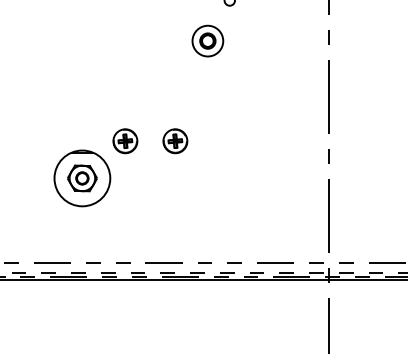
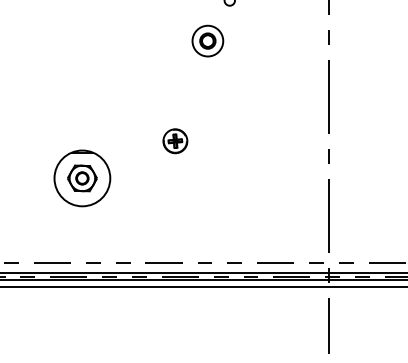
part: present -> none (125, 141)
line: dashed -> solid (204, 272)
line: none -> present (203, 287)
